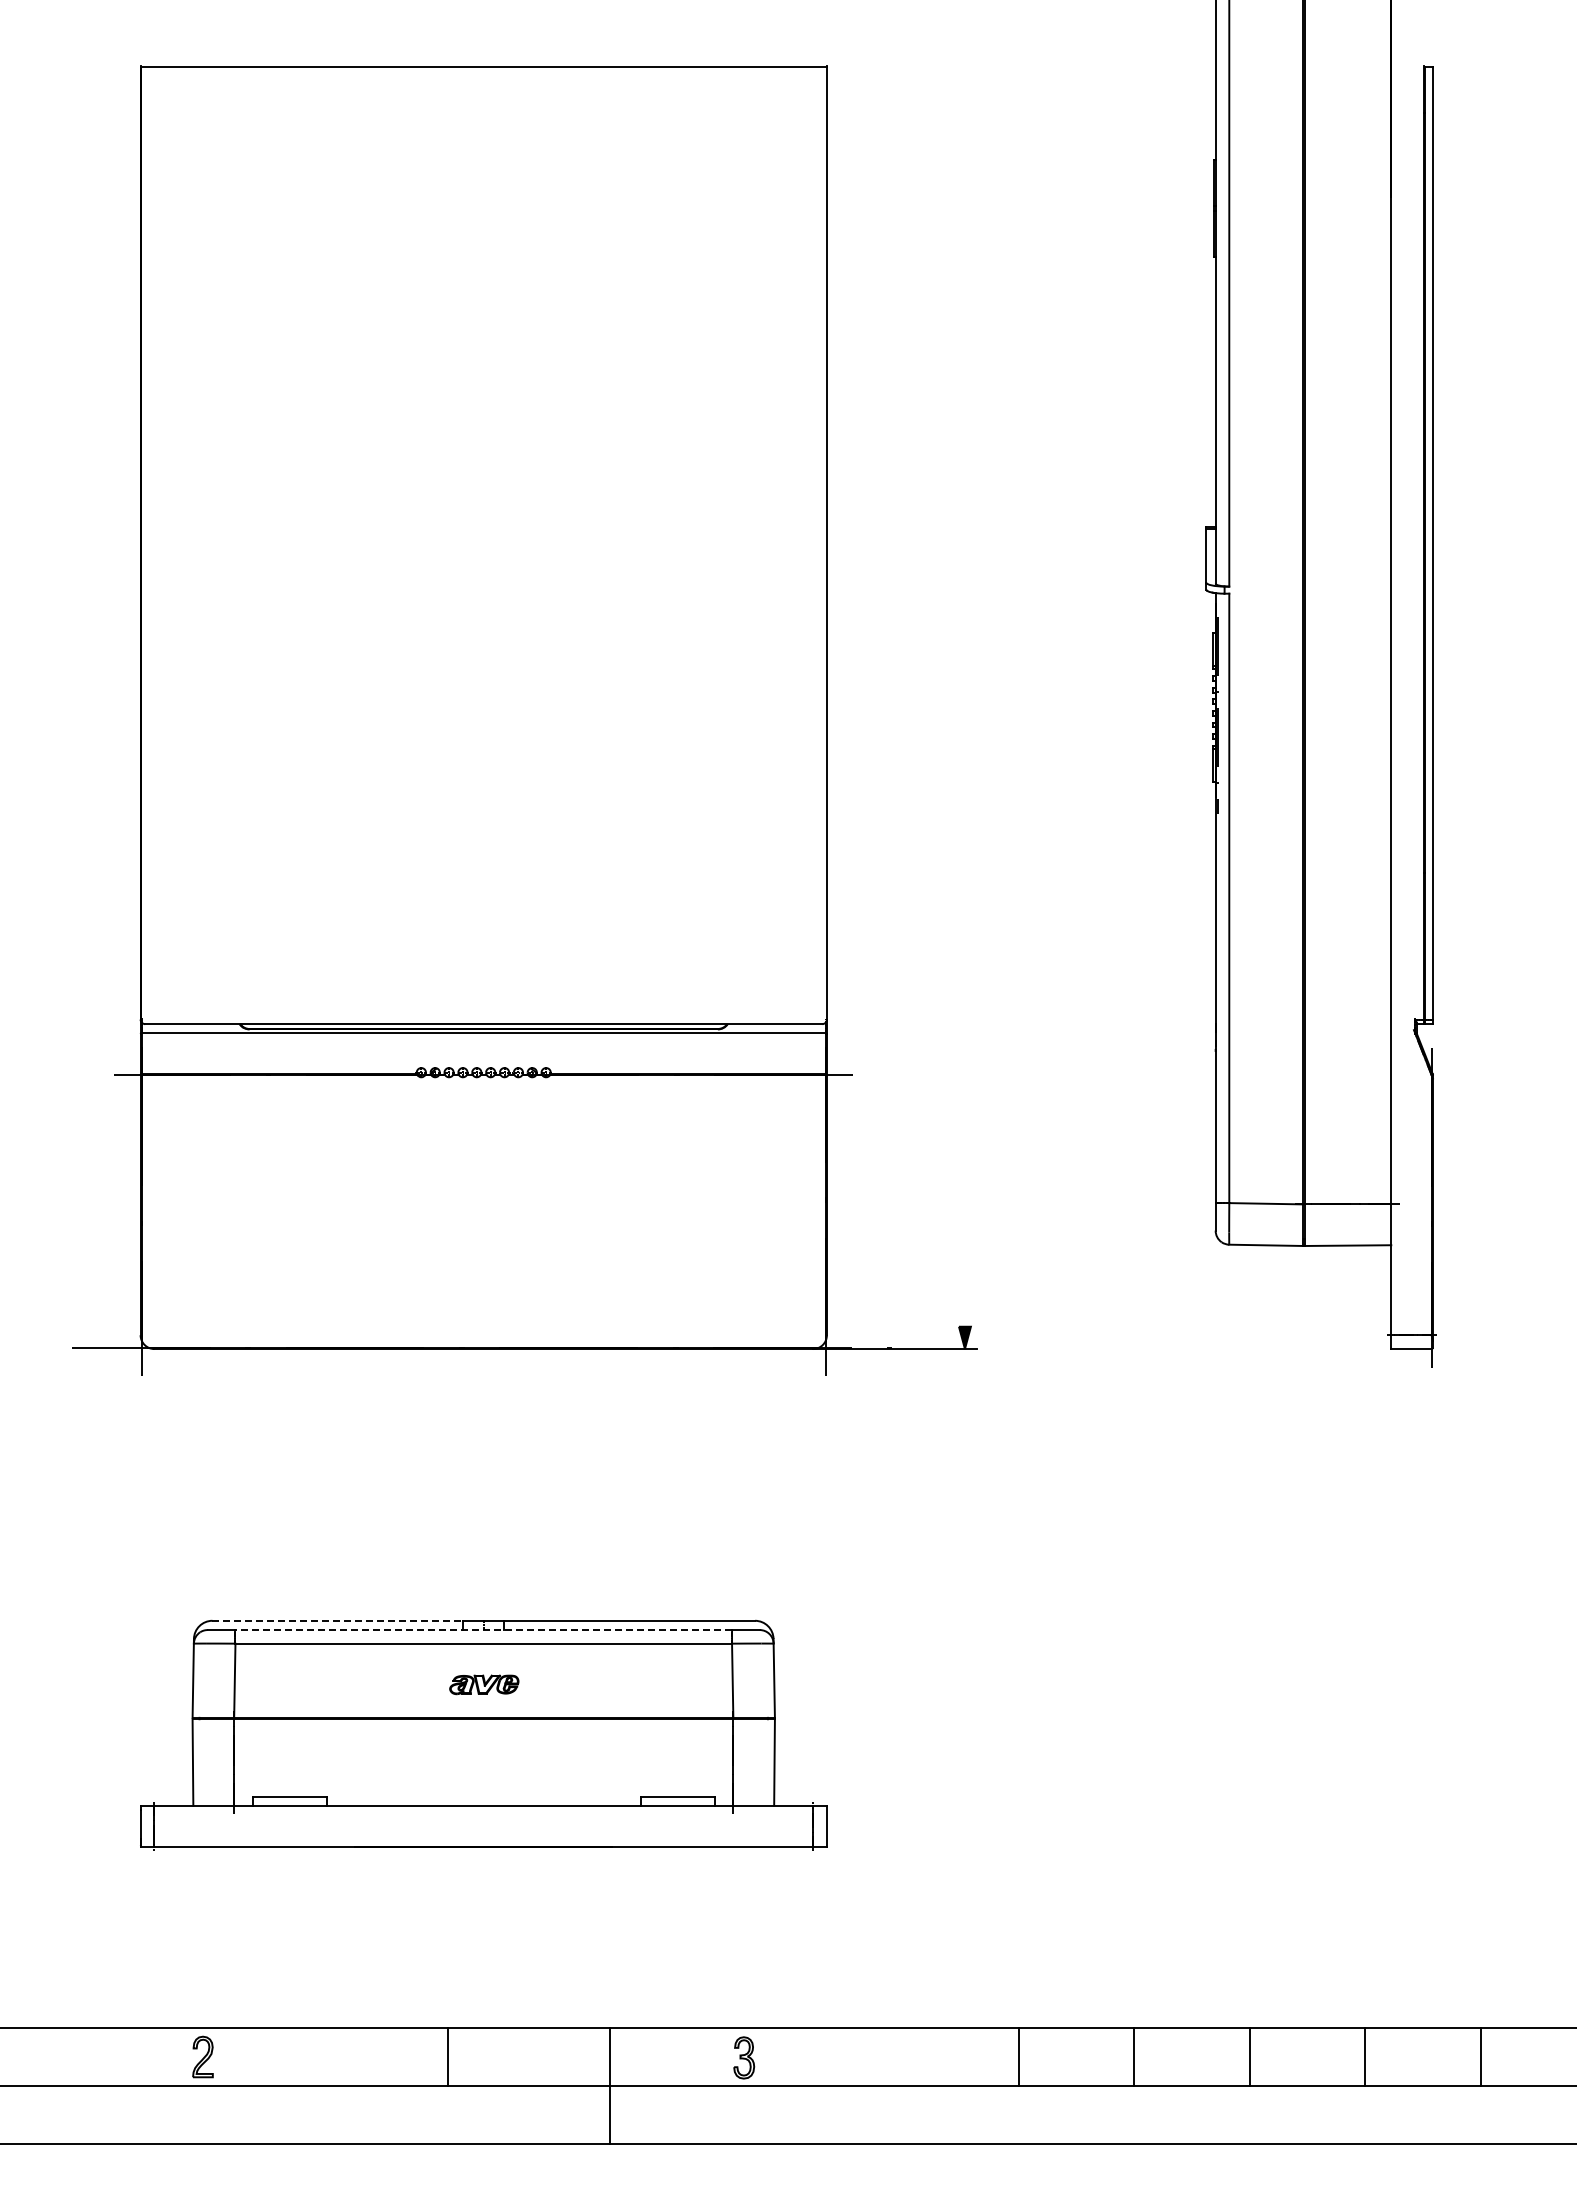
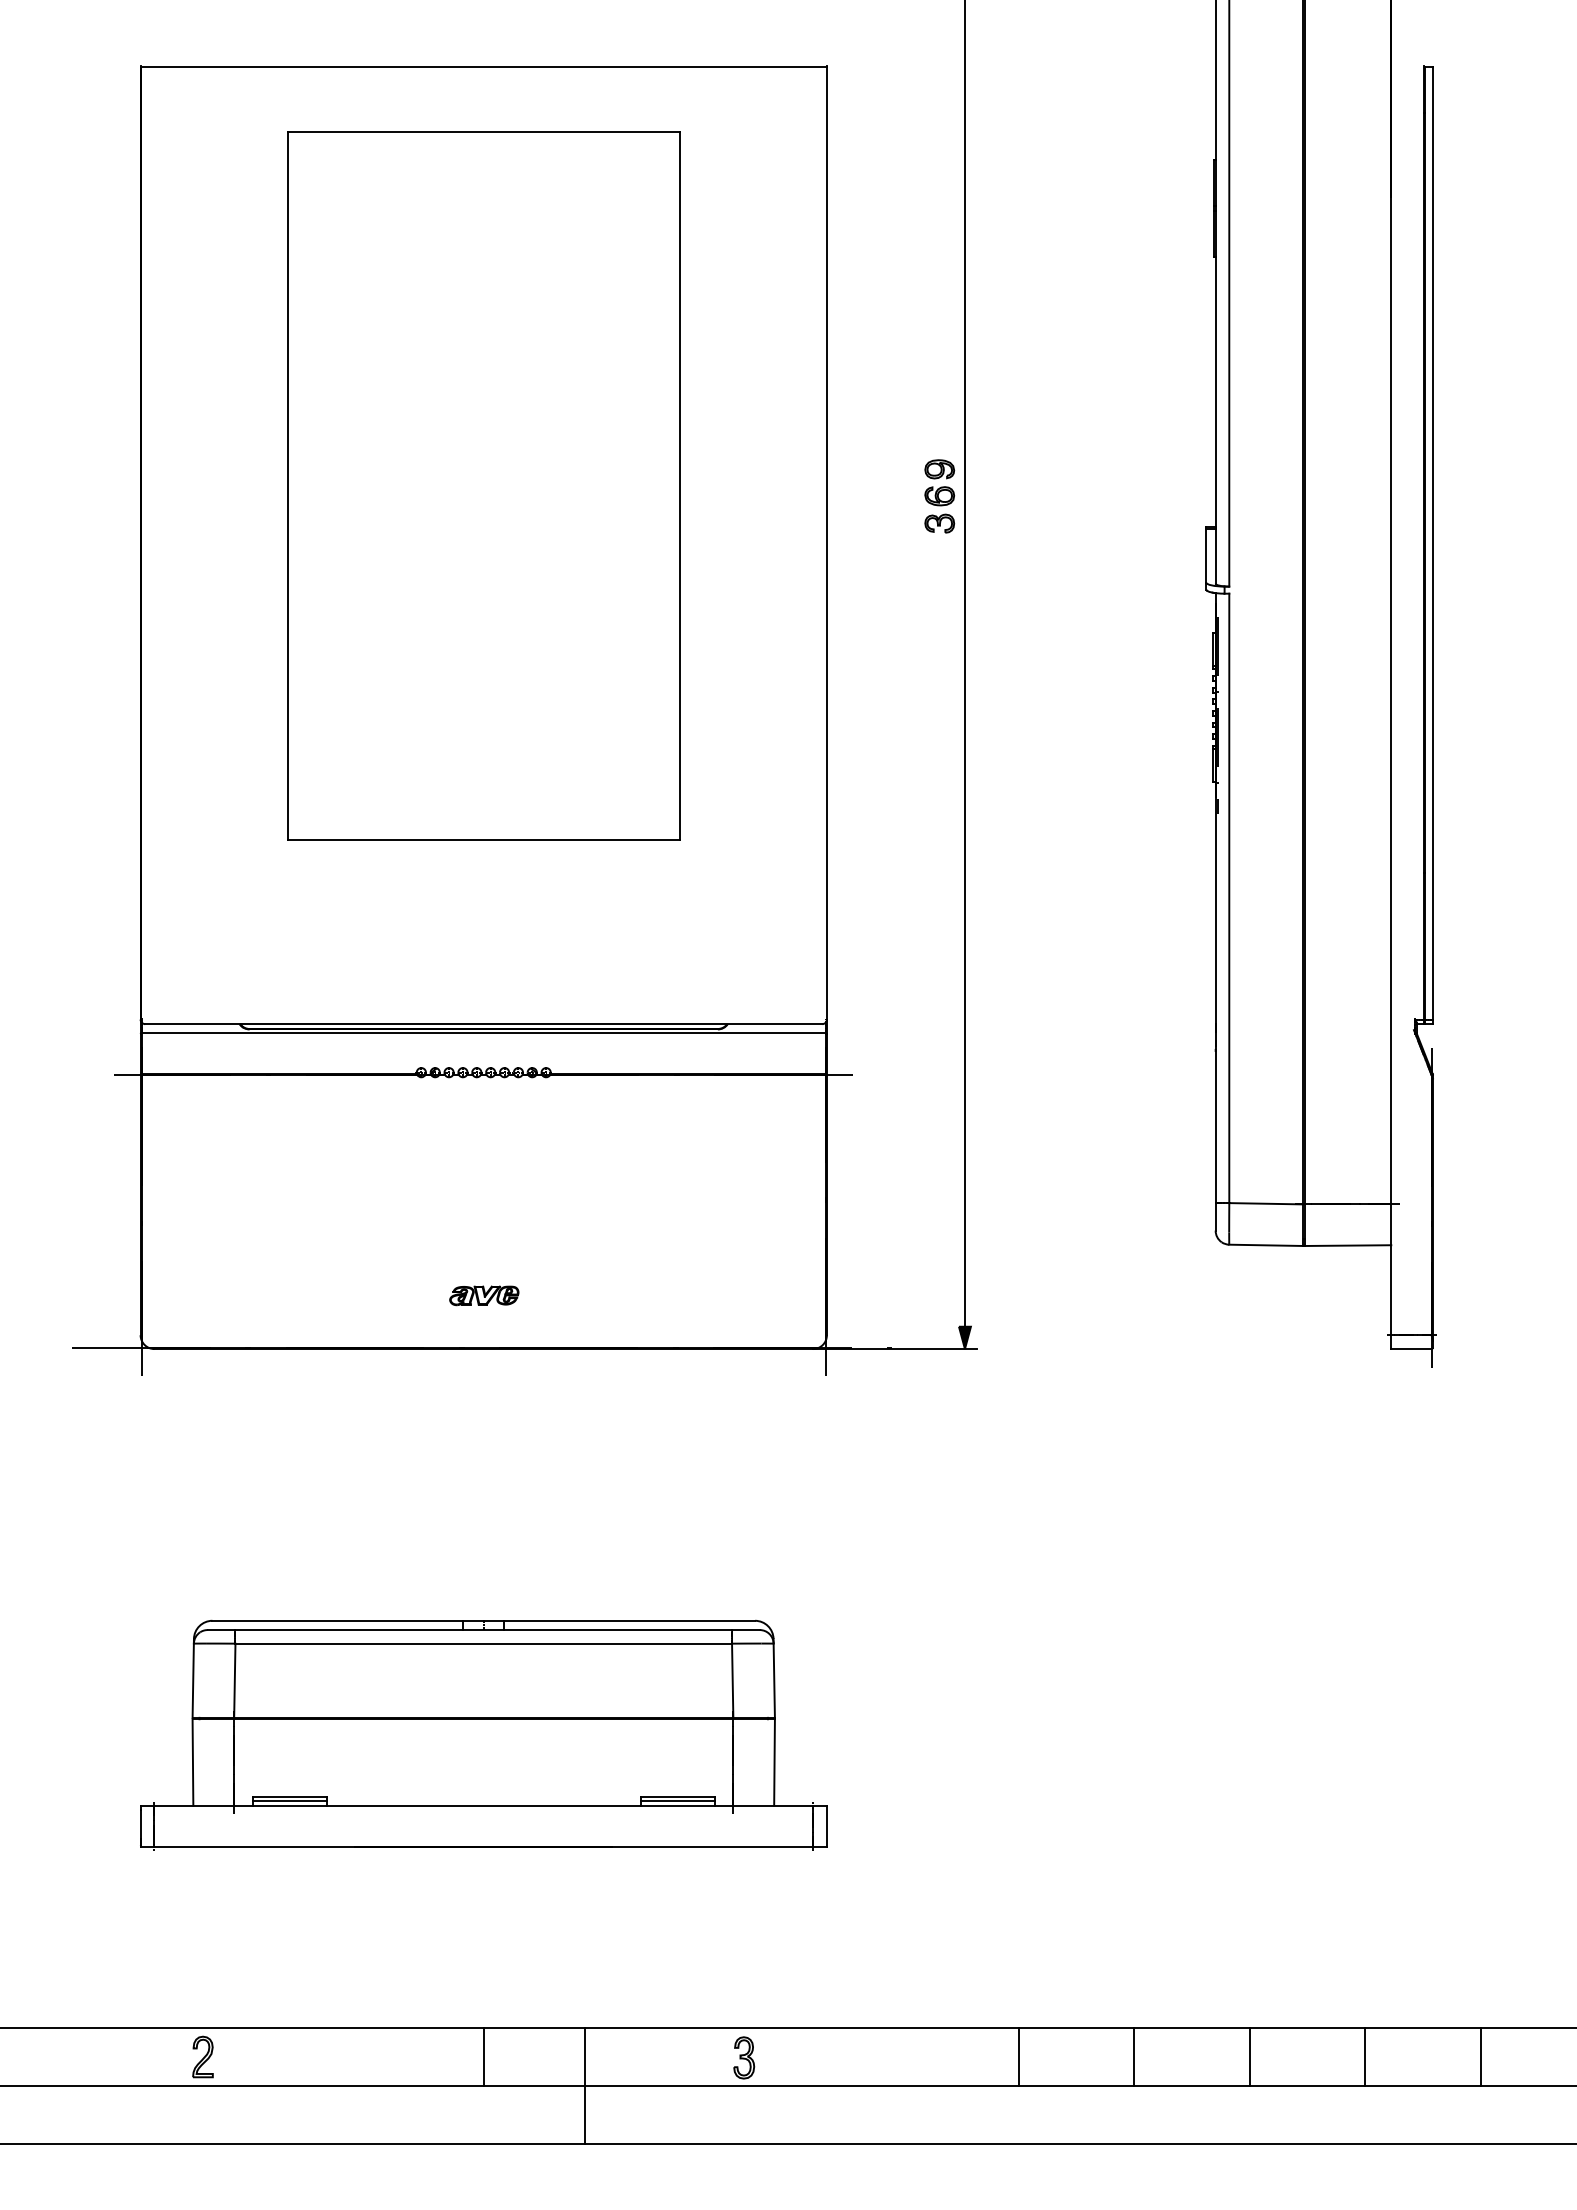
part: none -> present (483, 485)
part: none -> present (939, 496)
line: none -> present (964, 664)
line: dashed -> solid (338, 1620)
line: dashed -> solid (483, 1630)
part position: (484, 1684) -> (484, 1295) (484, 1295)
line: none -> present (289, 1801)
line: none -> present (677, 1801)
line position: (448, 2056) -> (484, 2056) (484, 2056)
line position: (610, 2085) -> (585, 2085) (585, 2085)
